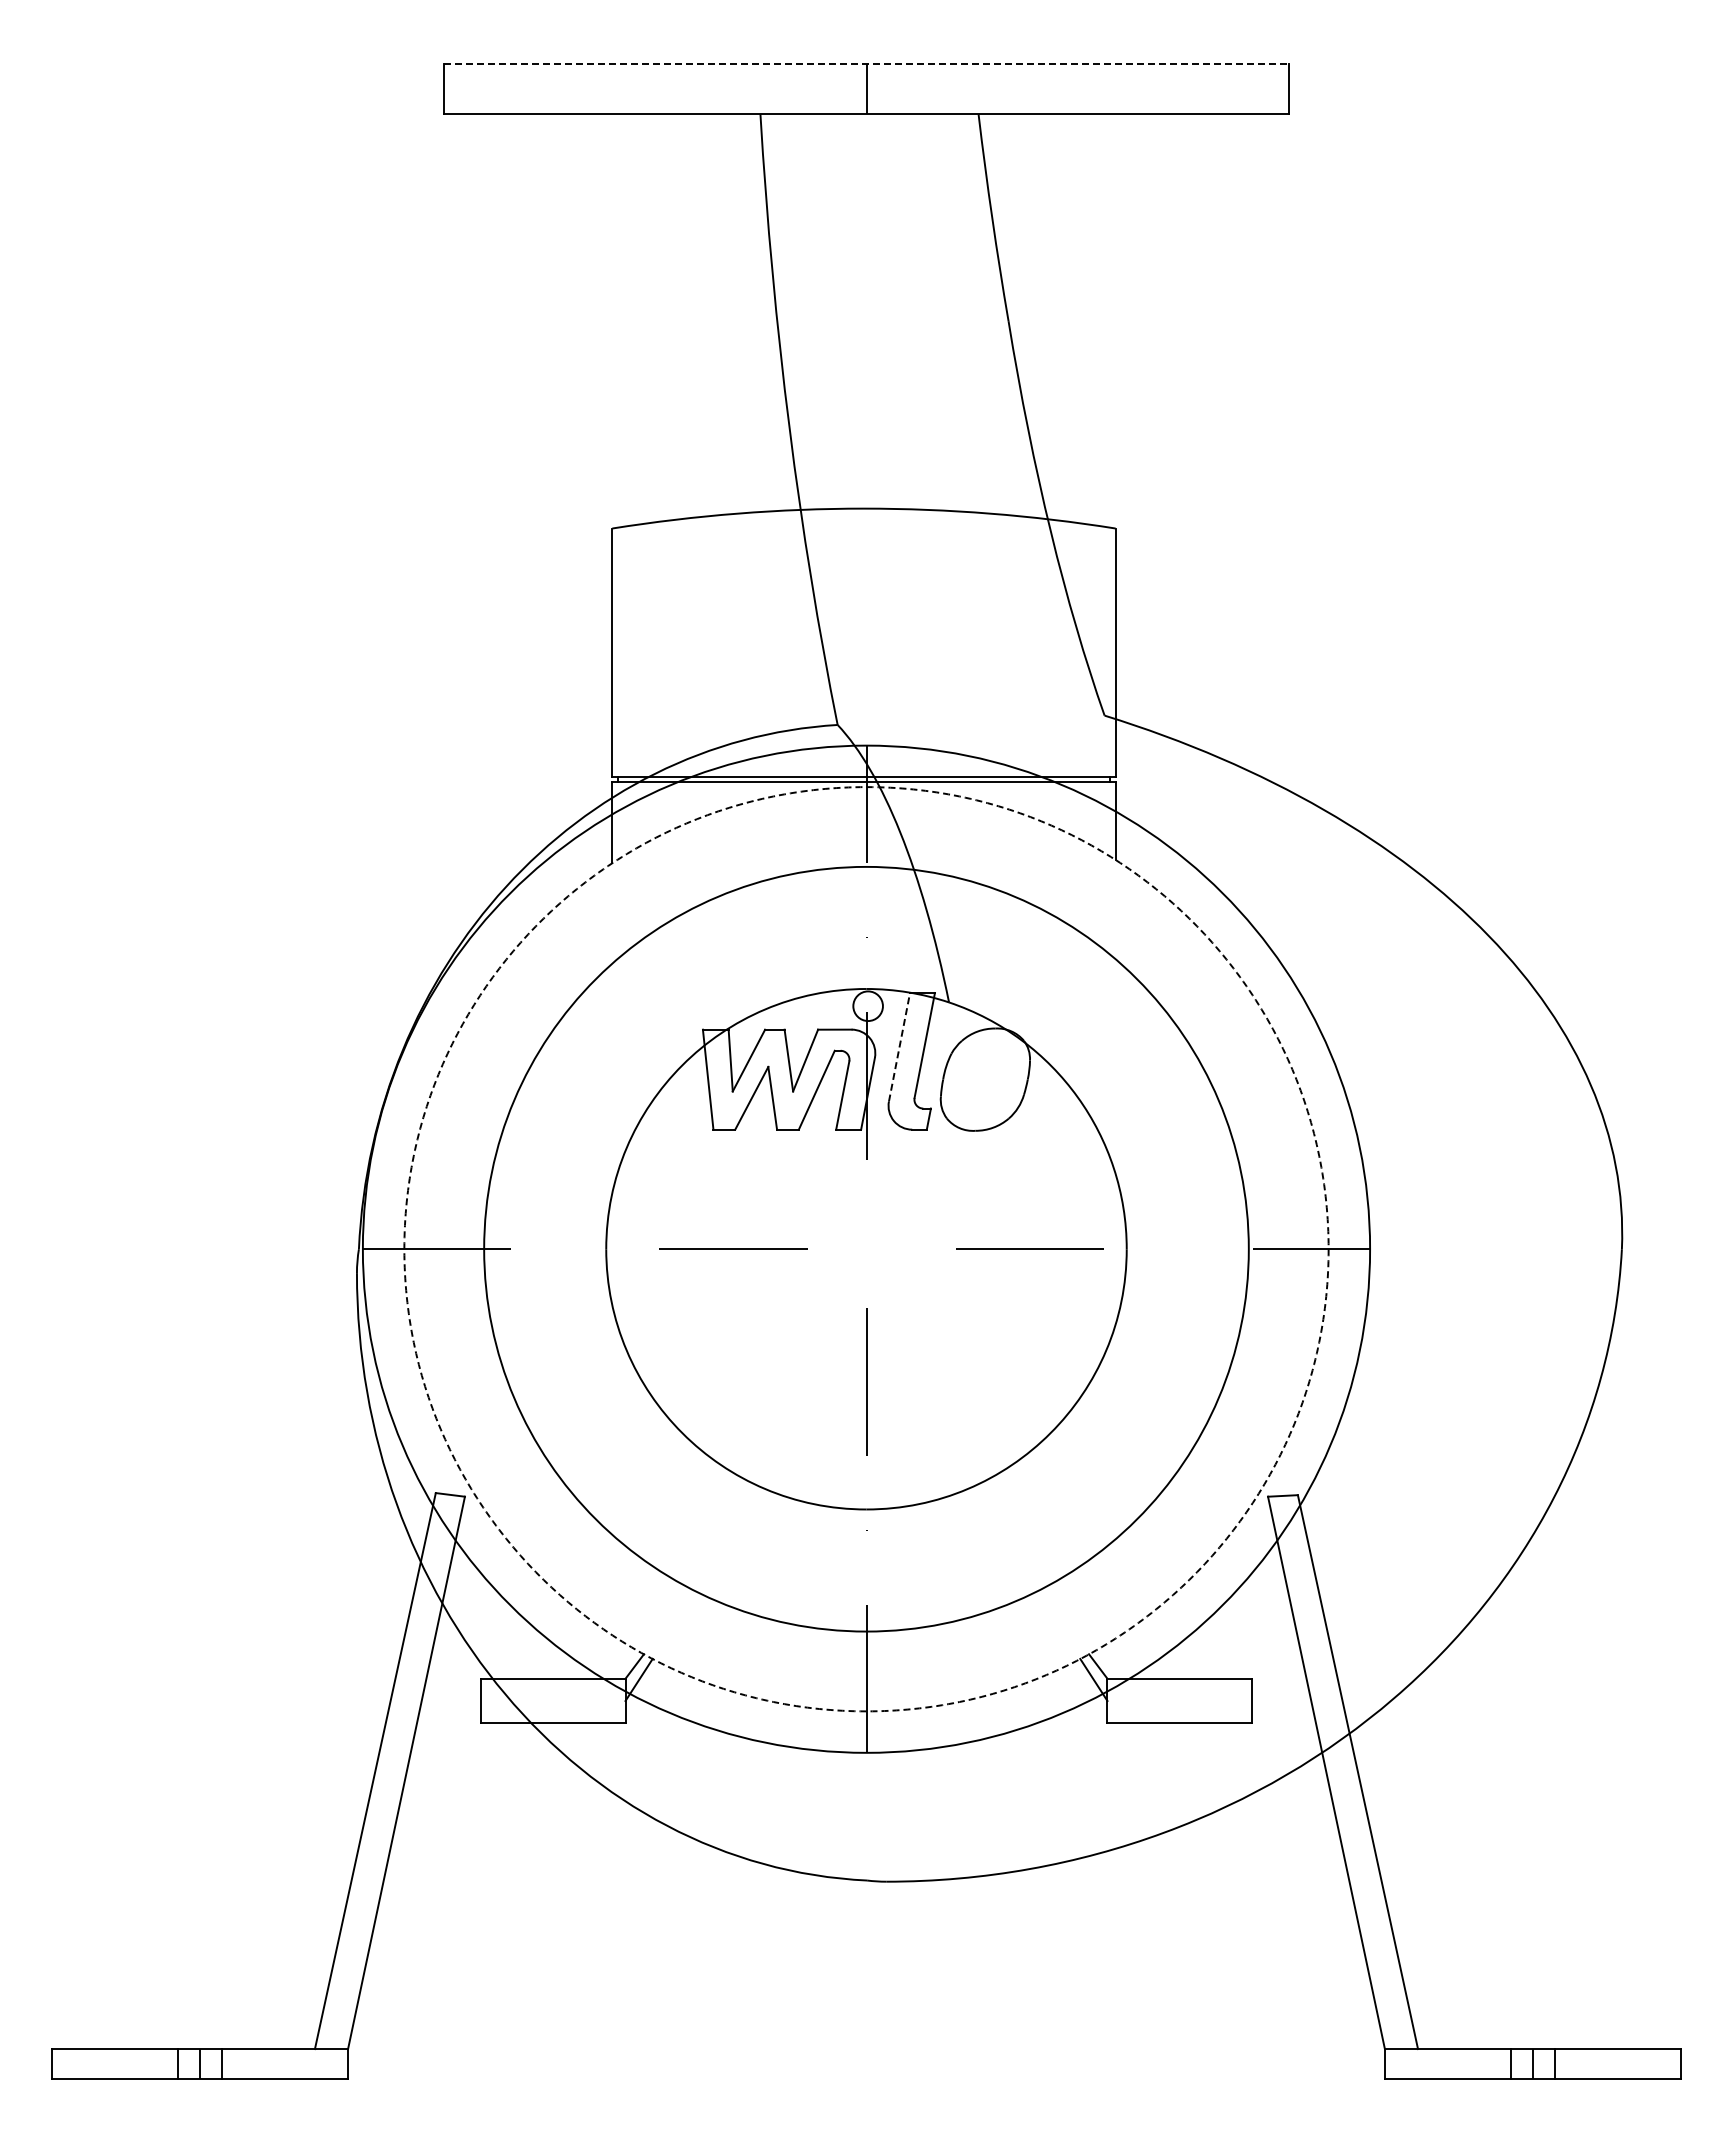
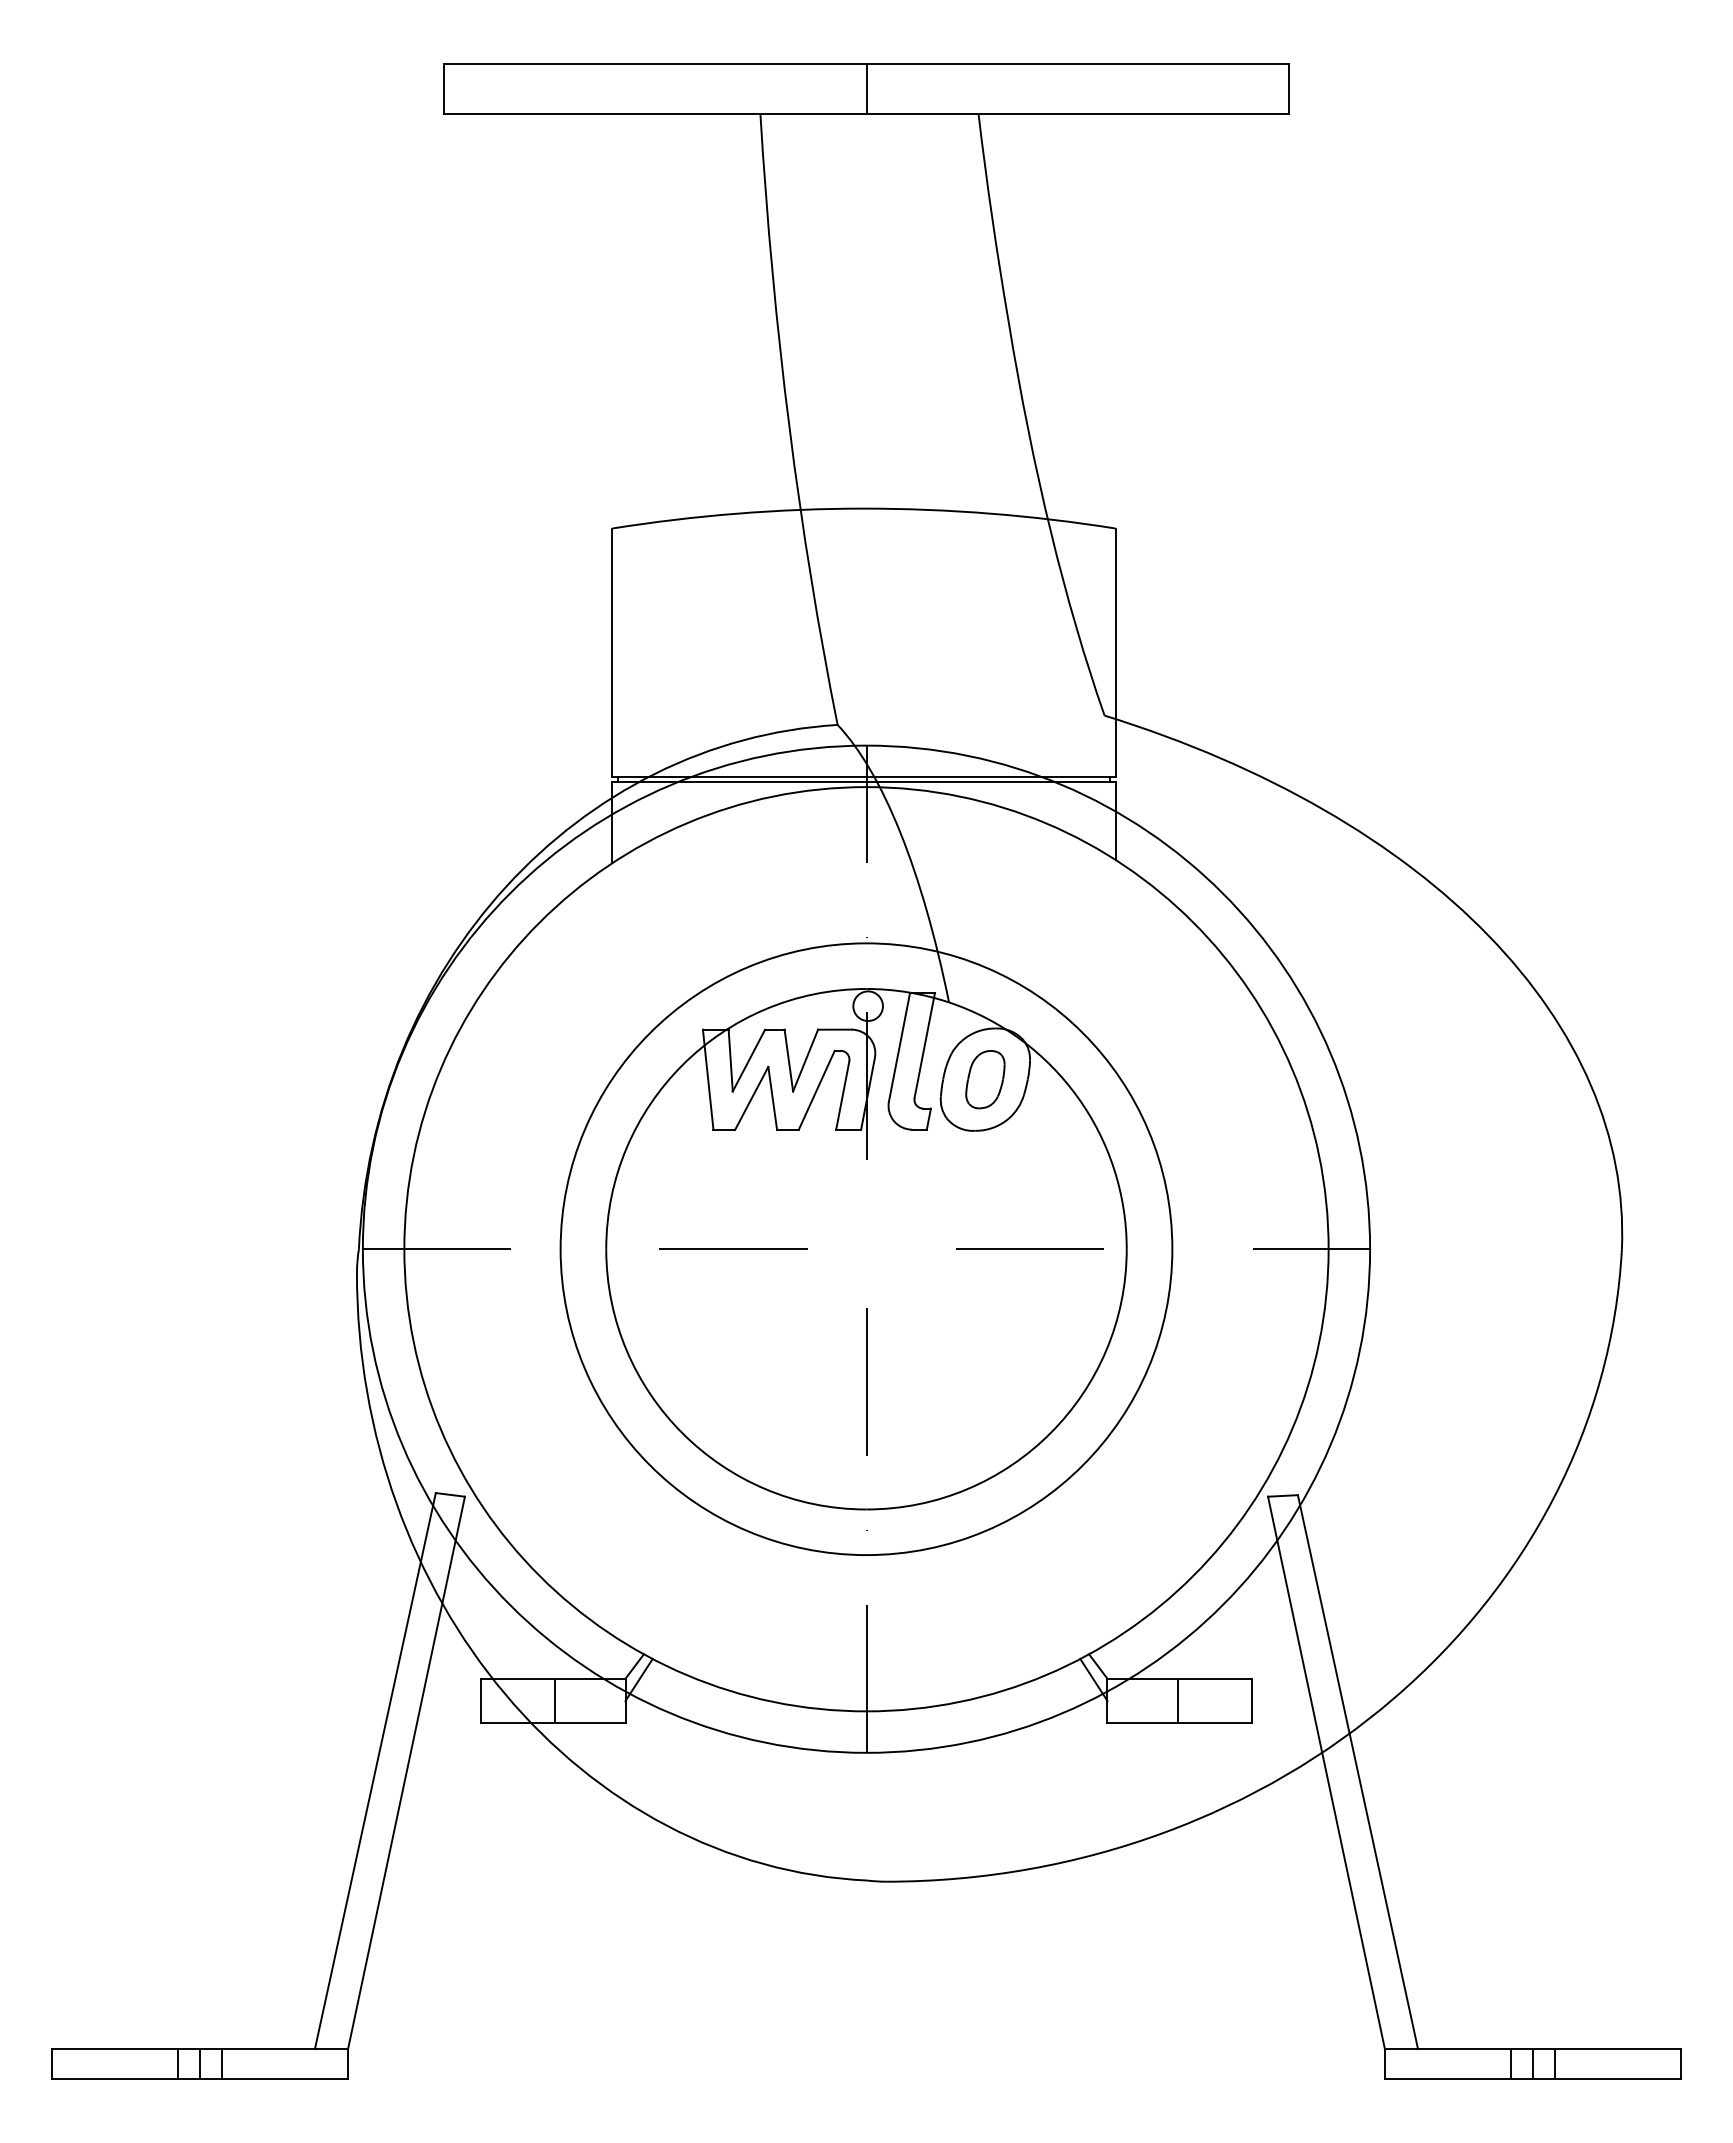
line: dashed -> solid (866, 64)
line: dashed -> solid (899, 1046)
part: none -> present (985, 1079)
circle diameter: 765 px -> 612 px (866, 1249)
circle: dashed -> solid (866, 1249)
line: none -> present (555, 1700)
line: none -> present (1177, 1700)
